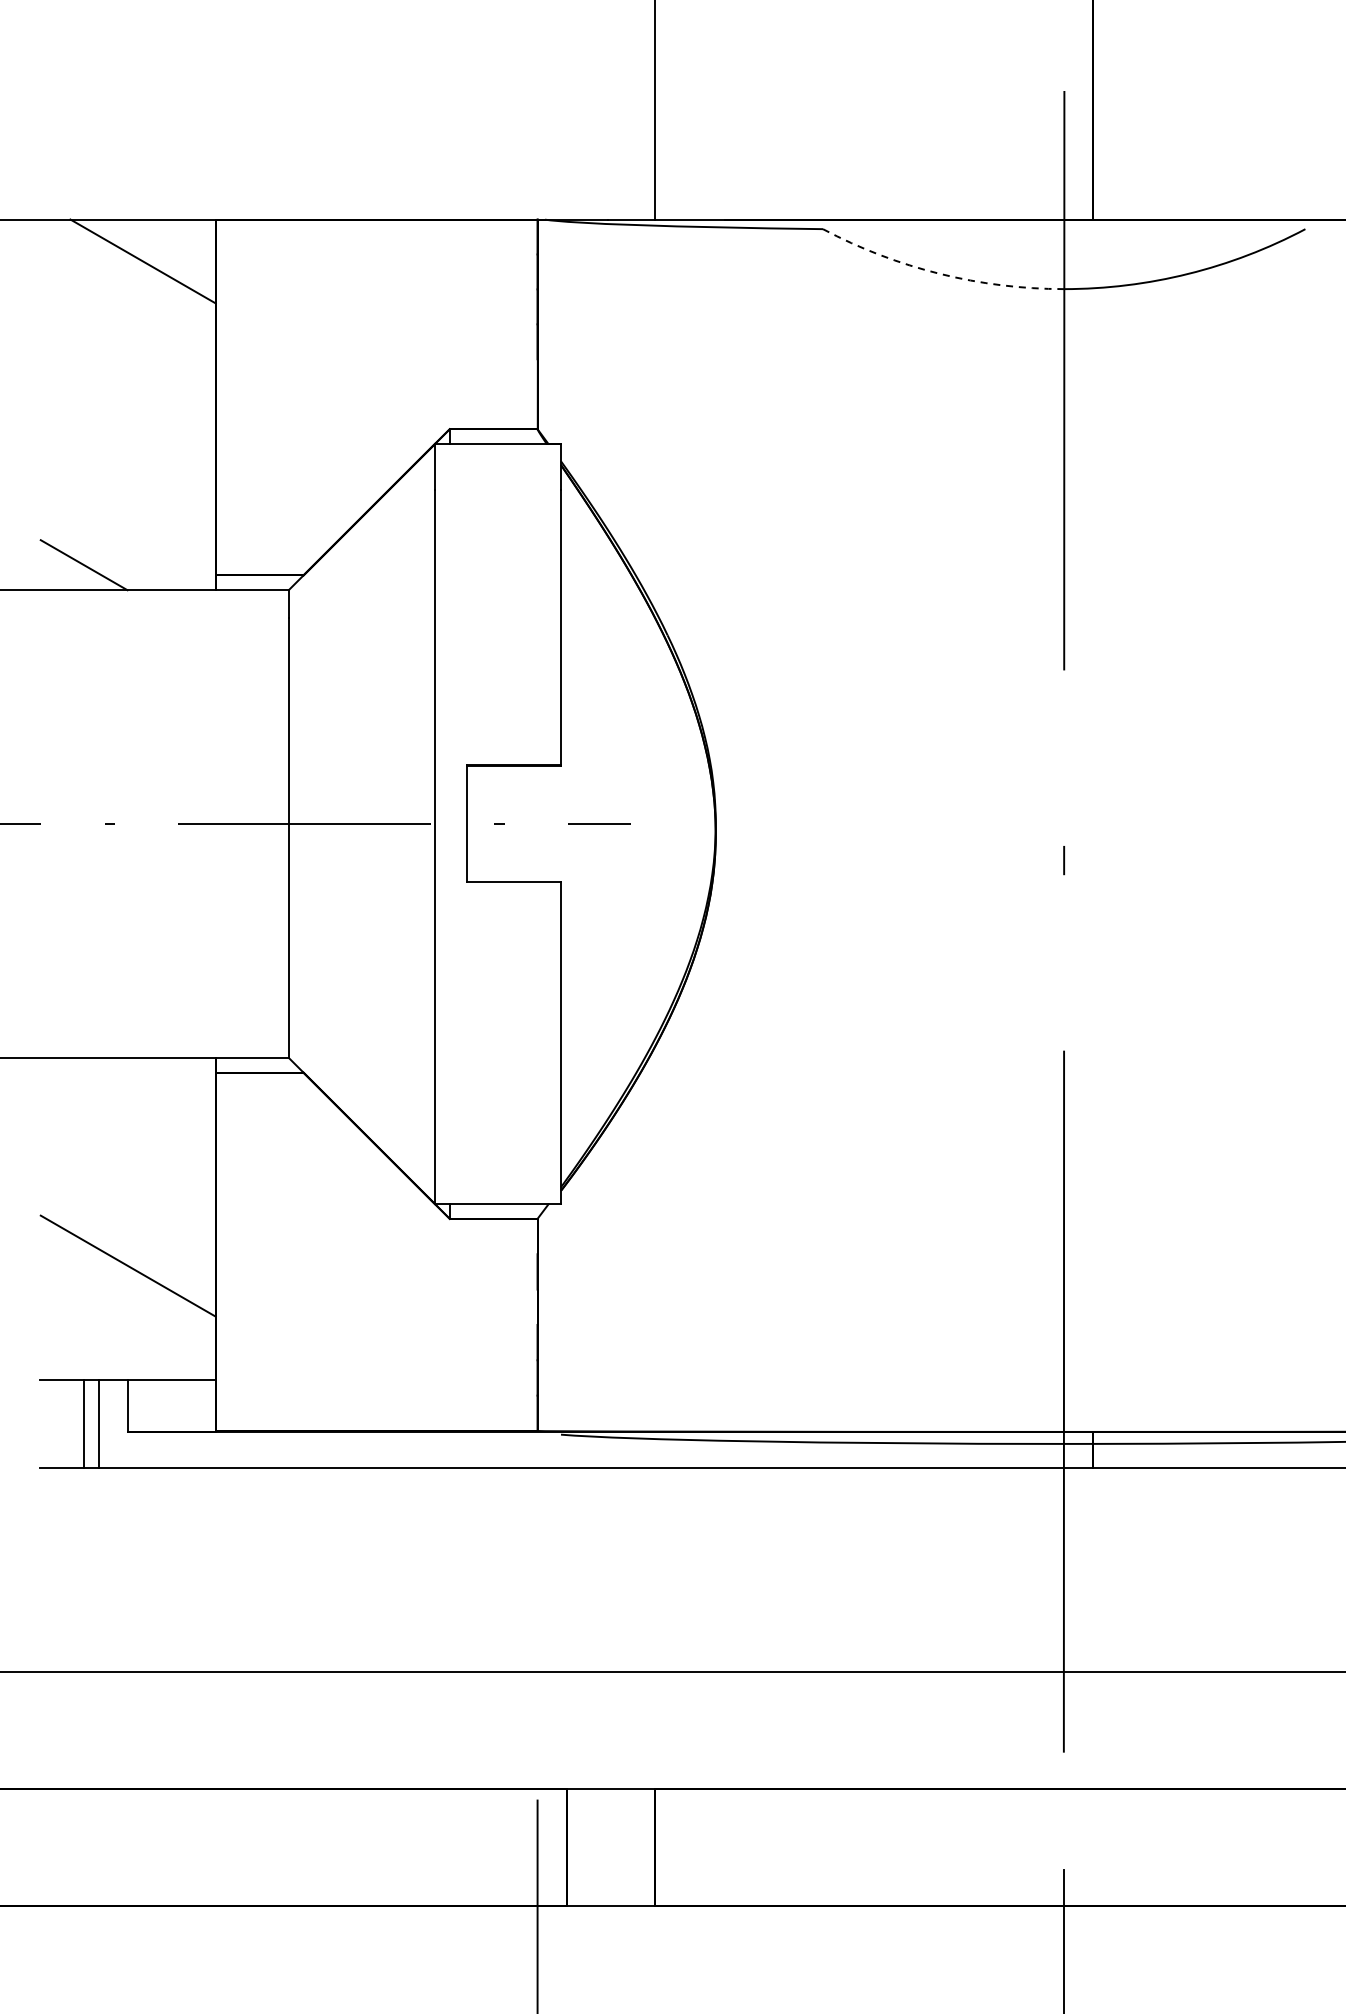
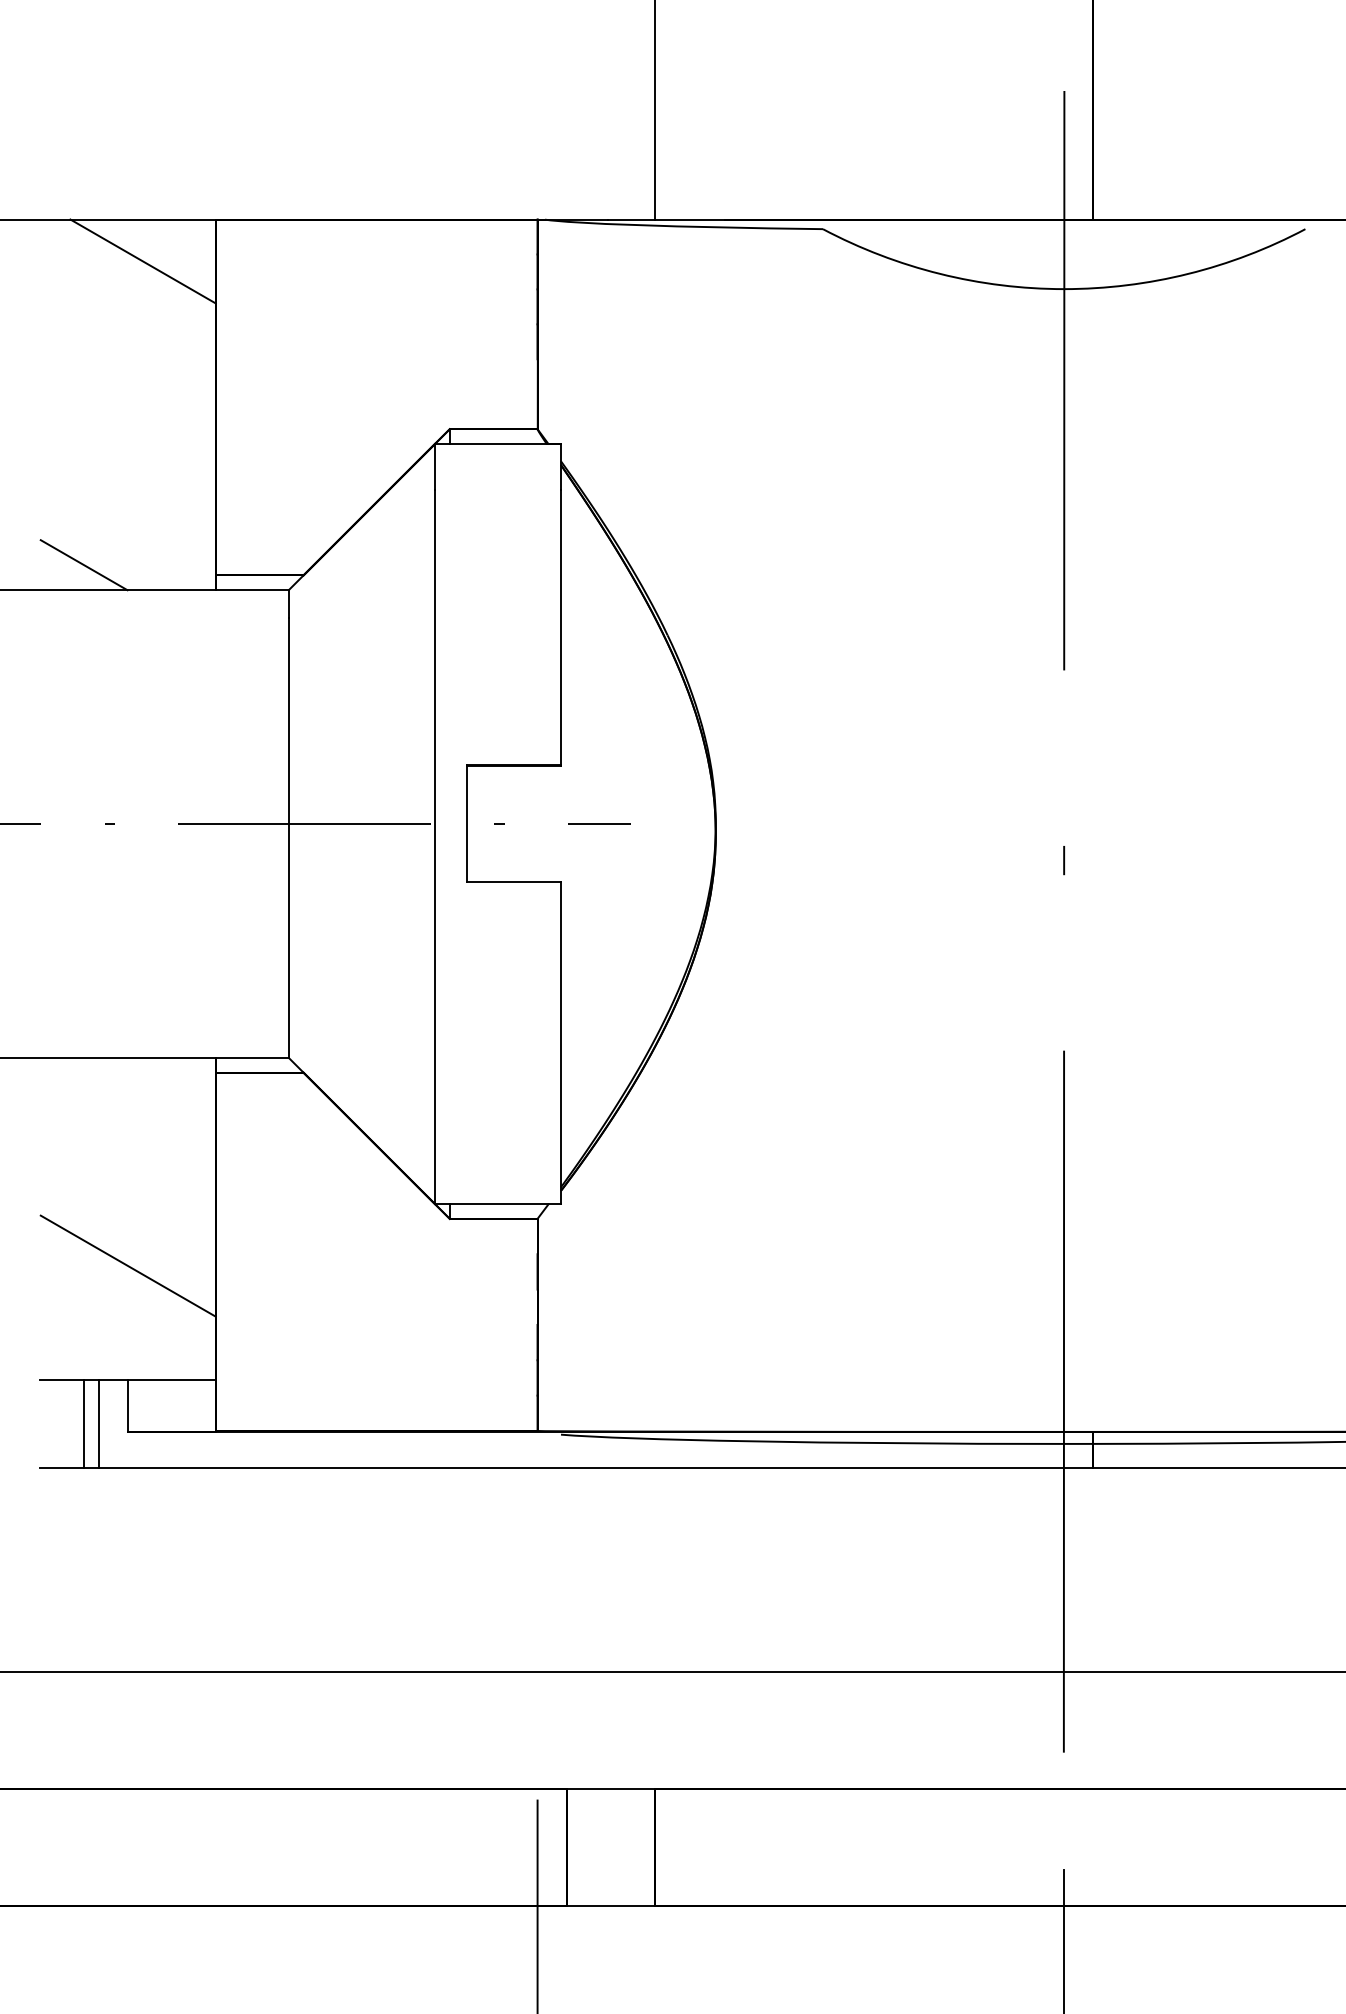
arc: dashed -> solid (939, 273)
